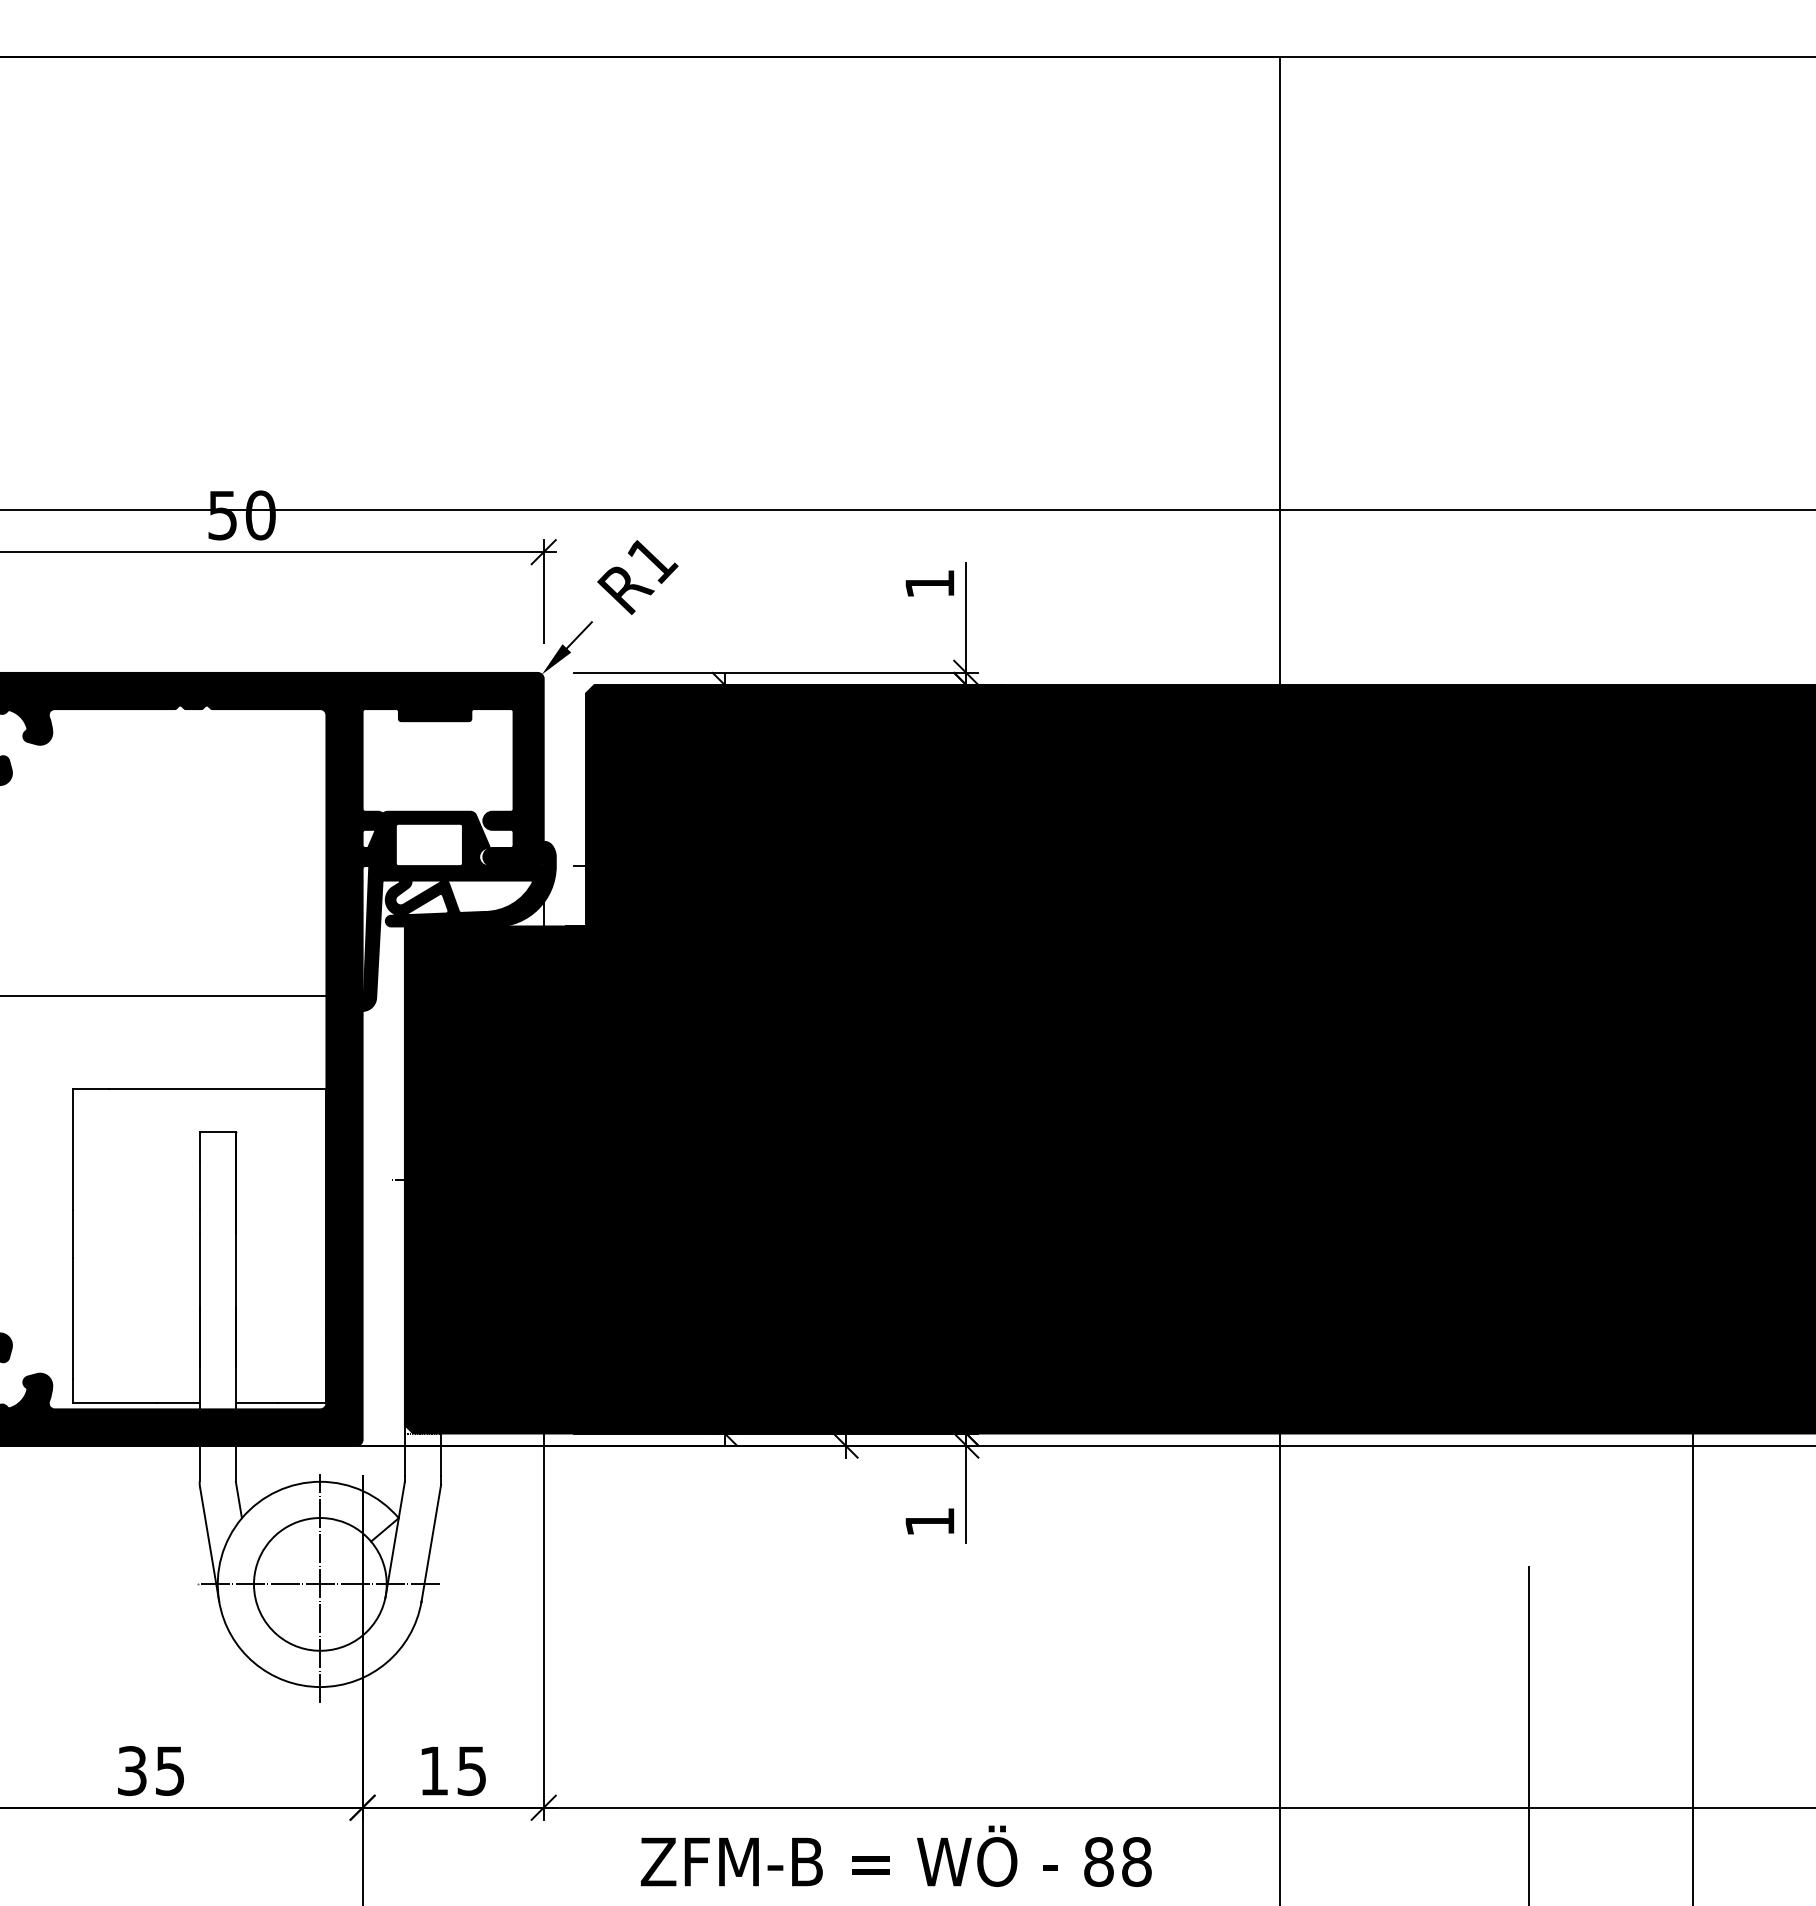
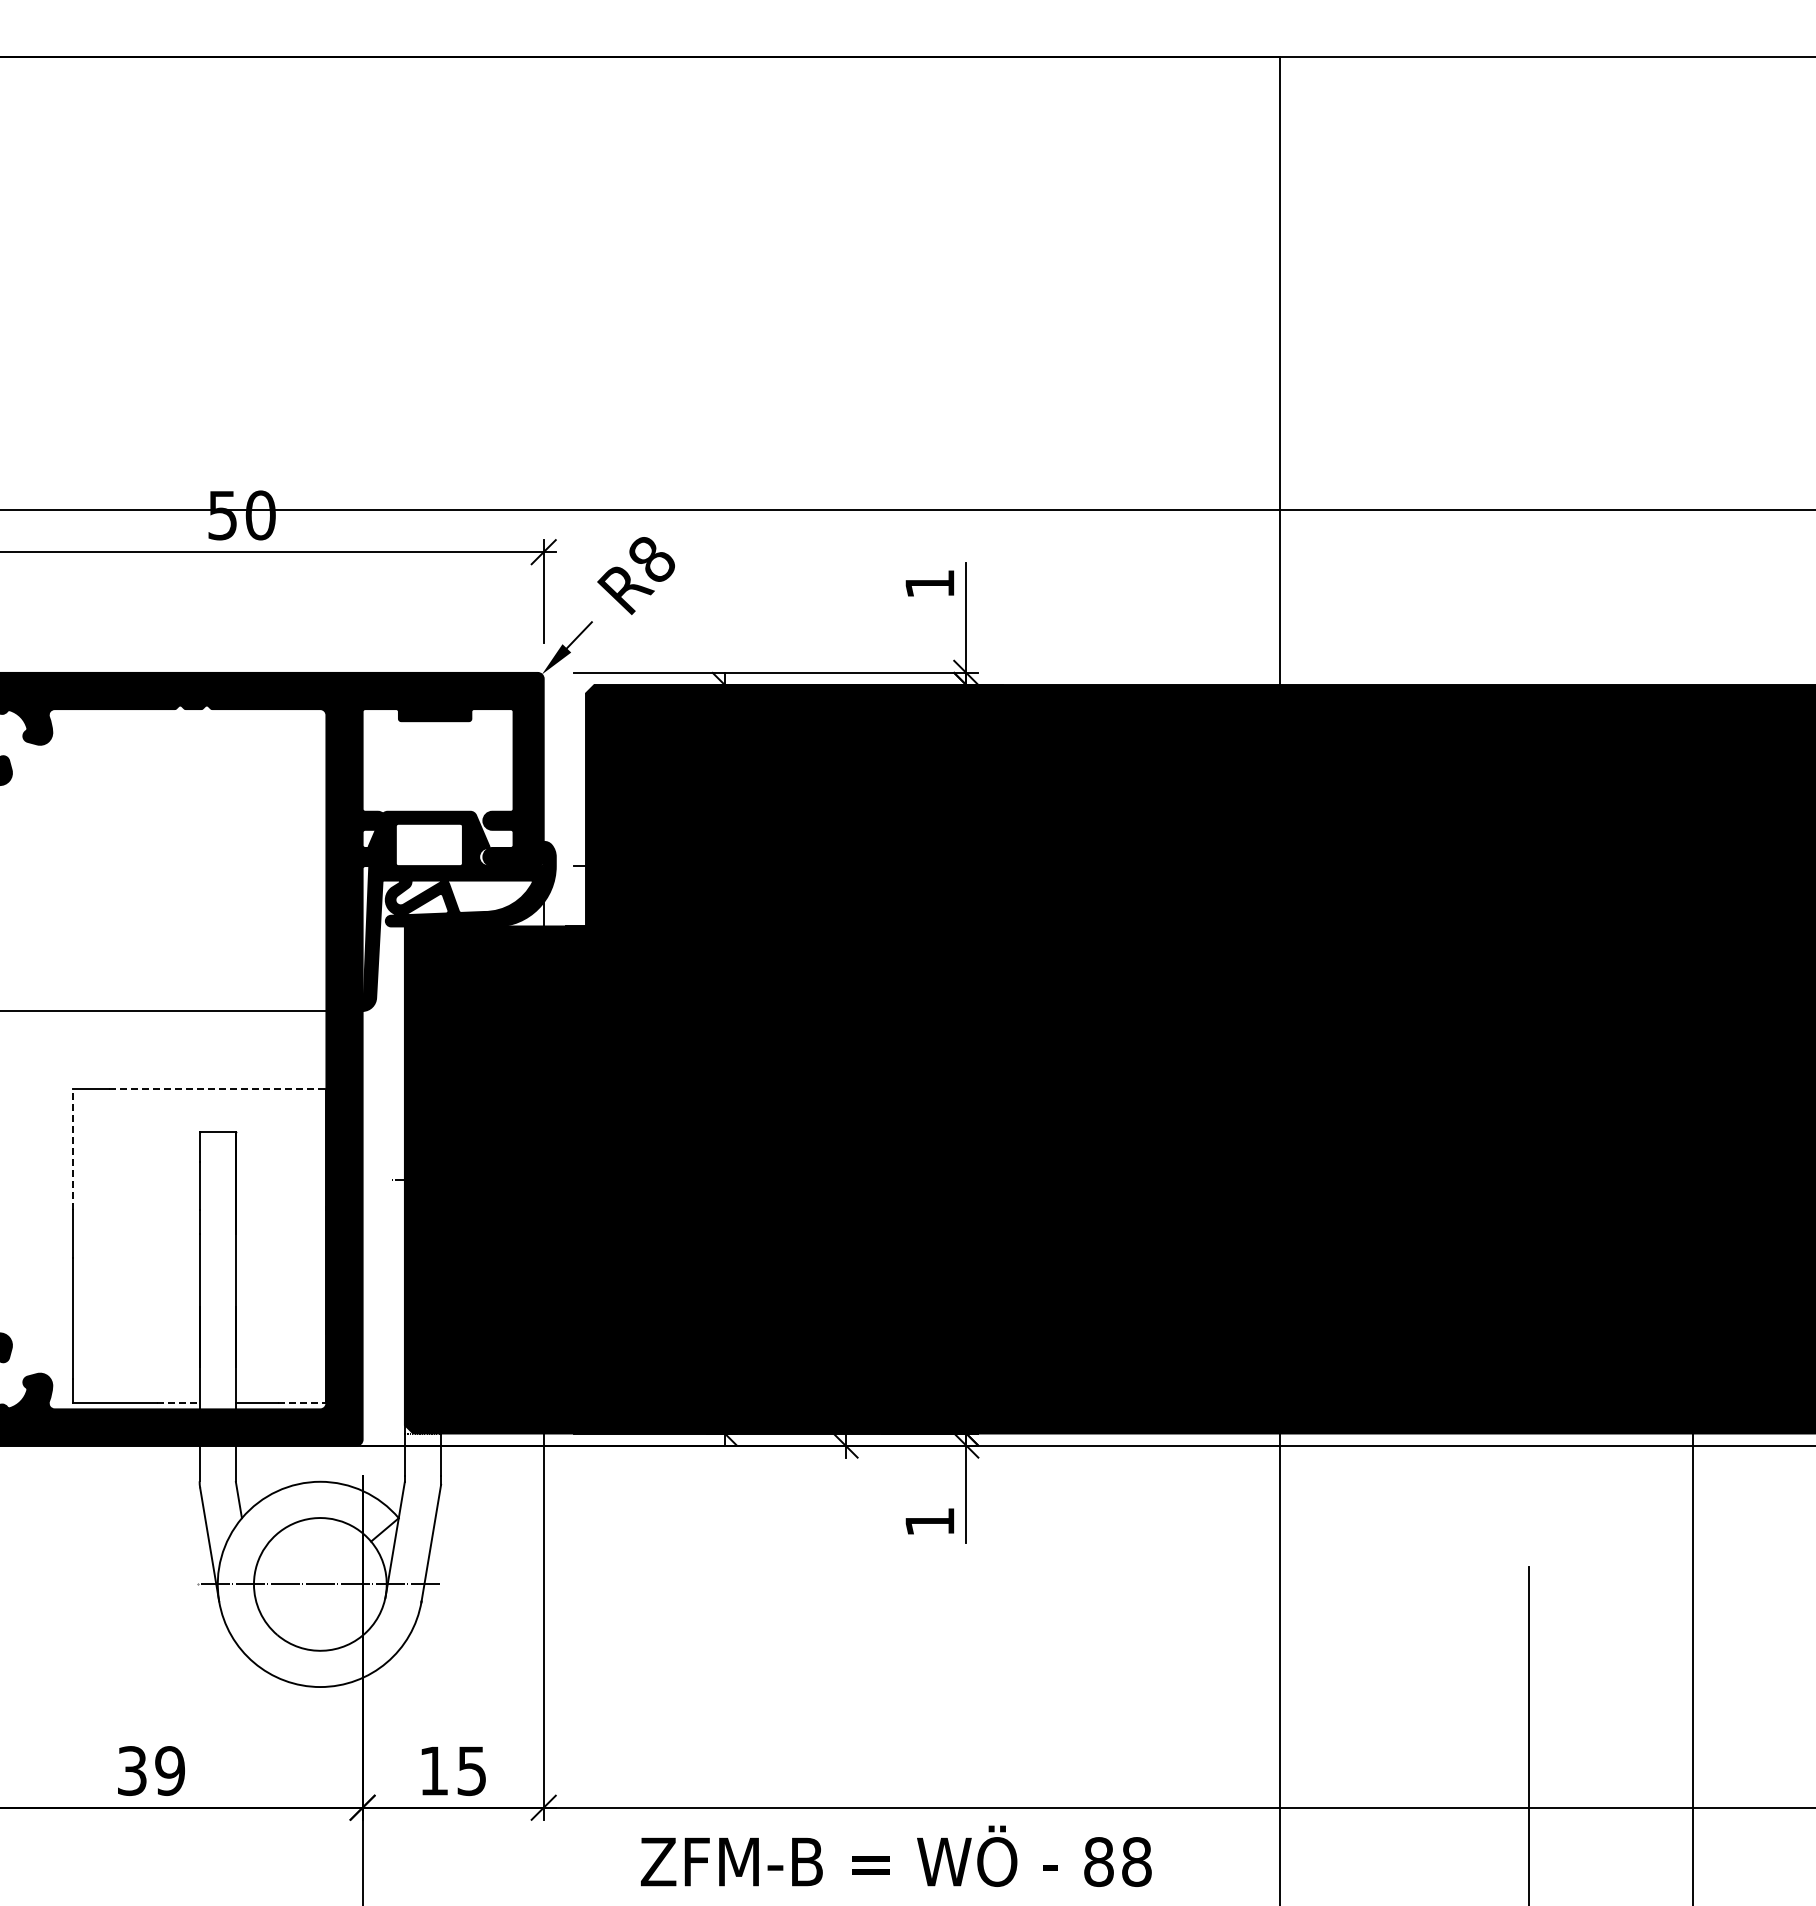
text: R1 -> R8 (653, 560)
line position: (182, 996) -> (182, 1011) (182, 1011)
line: solid -> dashed (217, 1089)
line: solid -> dashed (72, 1149)
line: solid -> dashed (179, 1403)
line: solid -> dashed (302, 1403)
line: present -> none (320, 1588)
text: 35 -> 39 (169, 1770)
